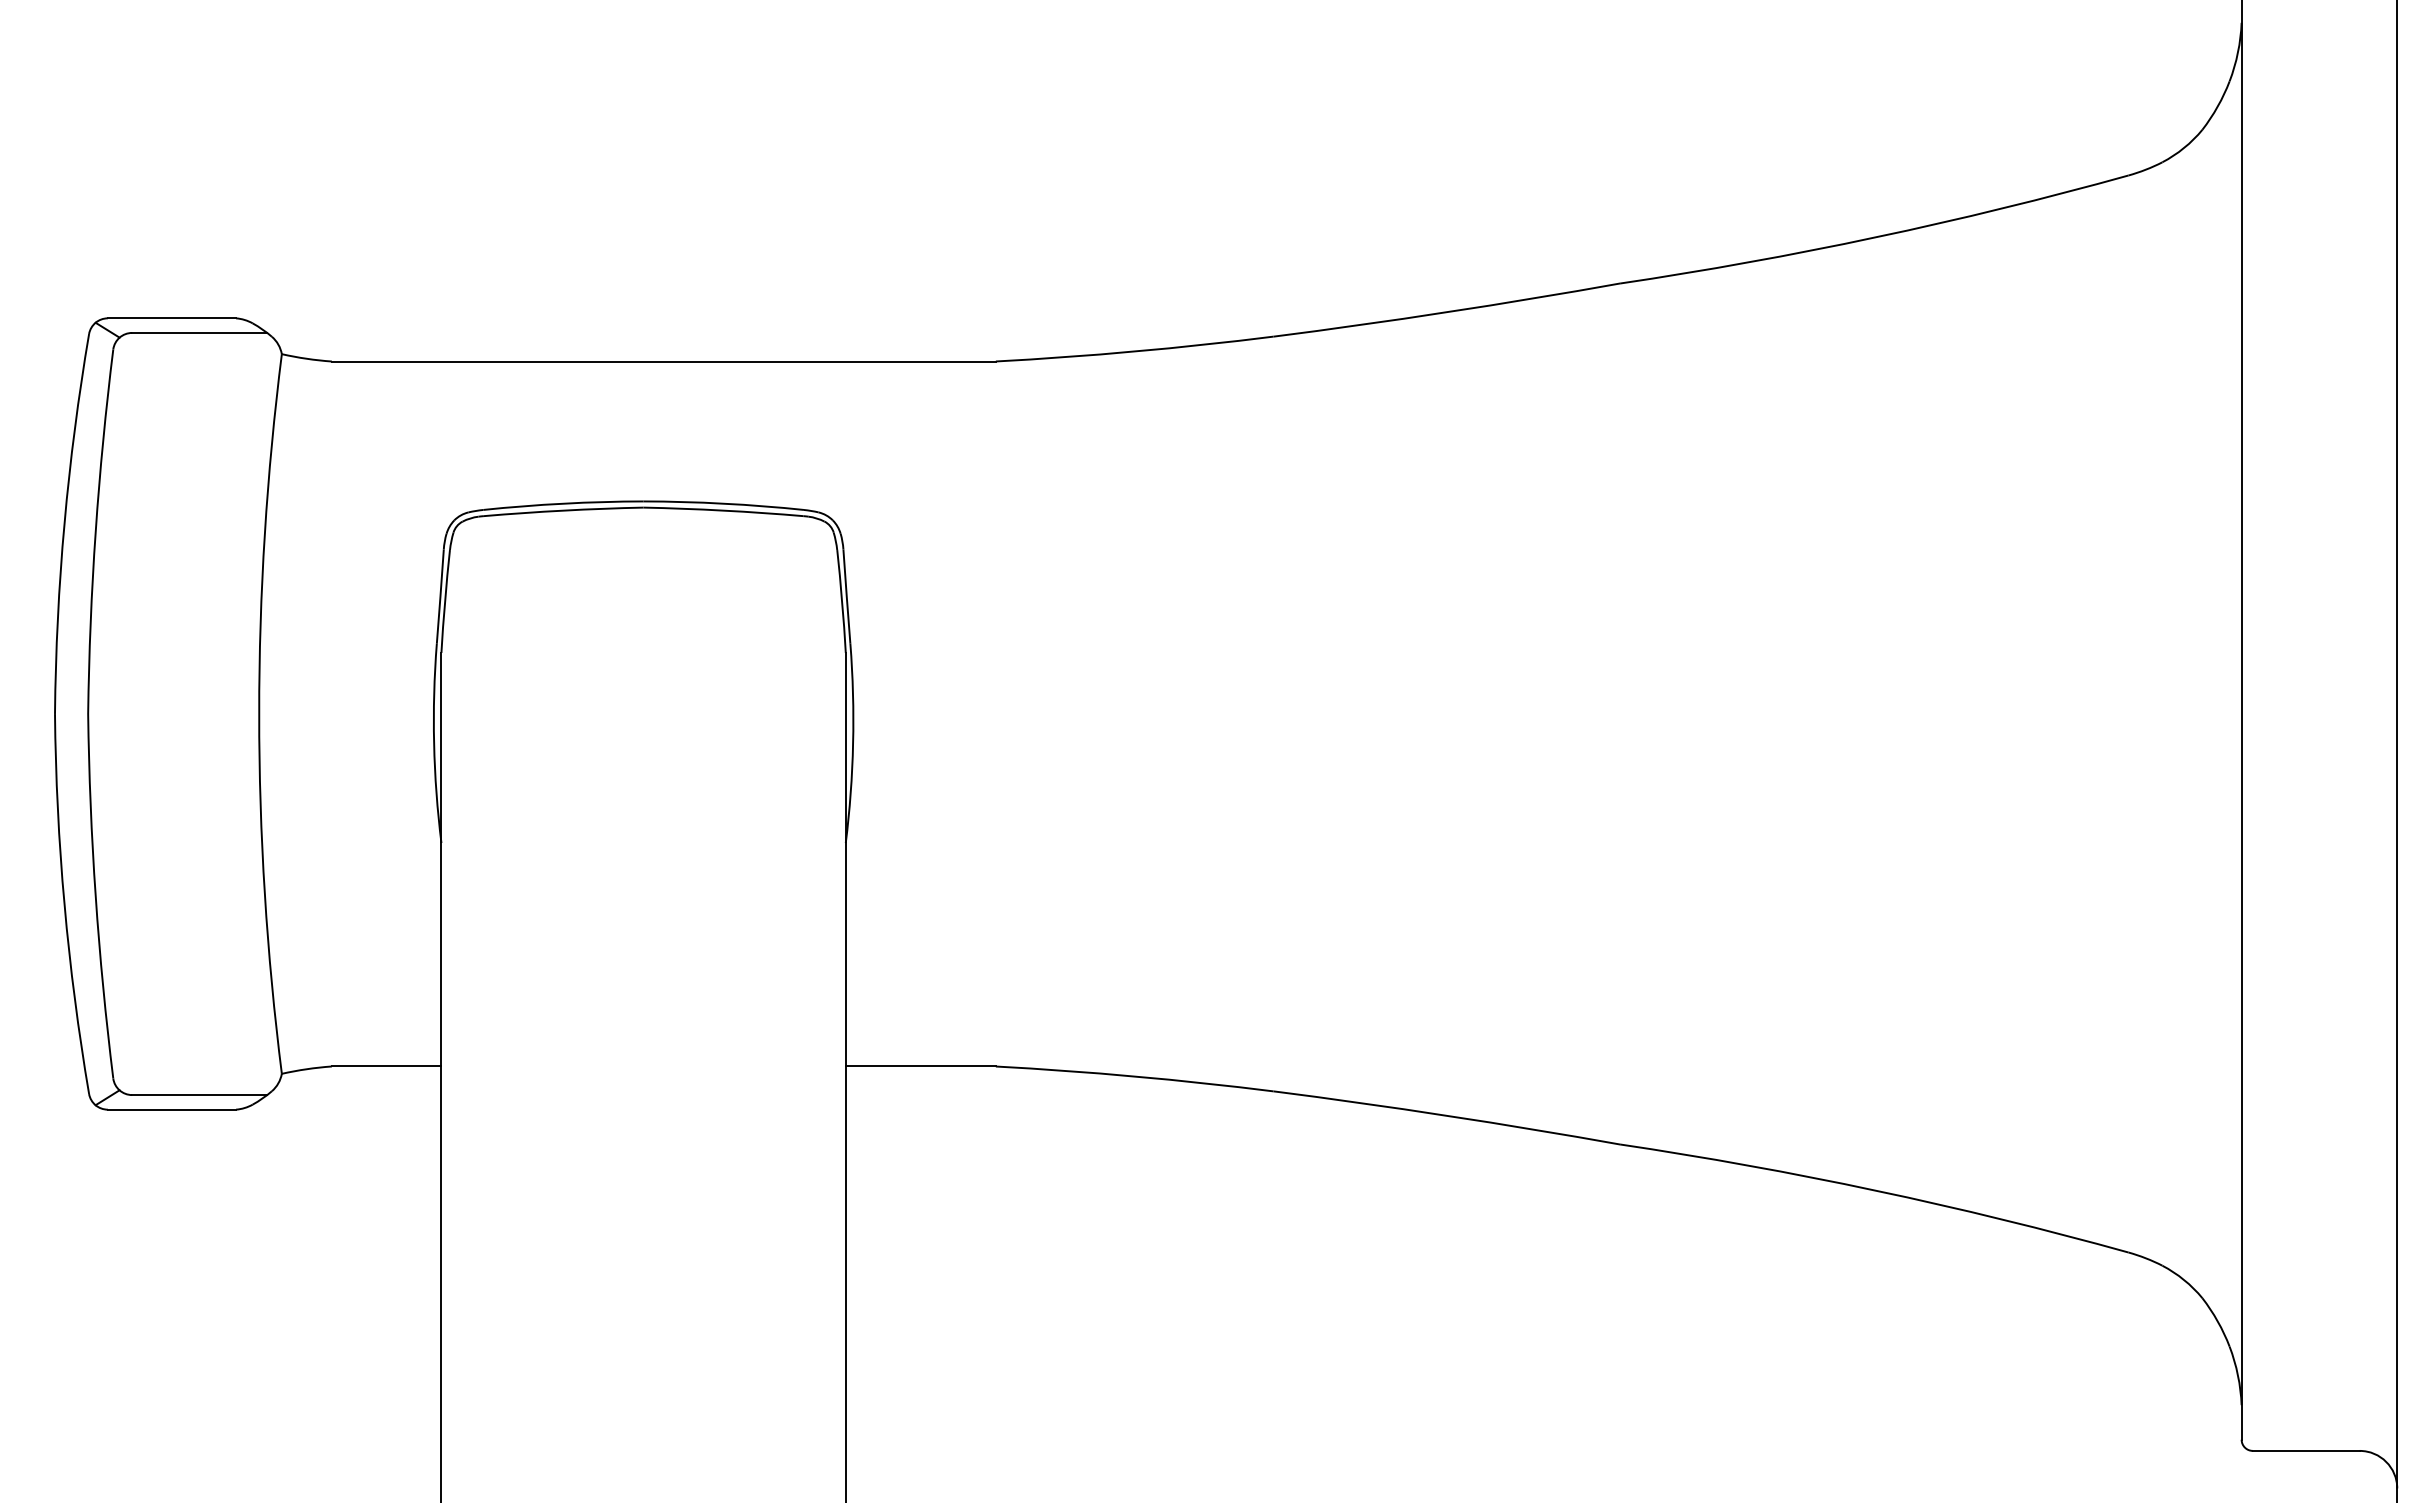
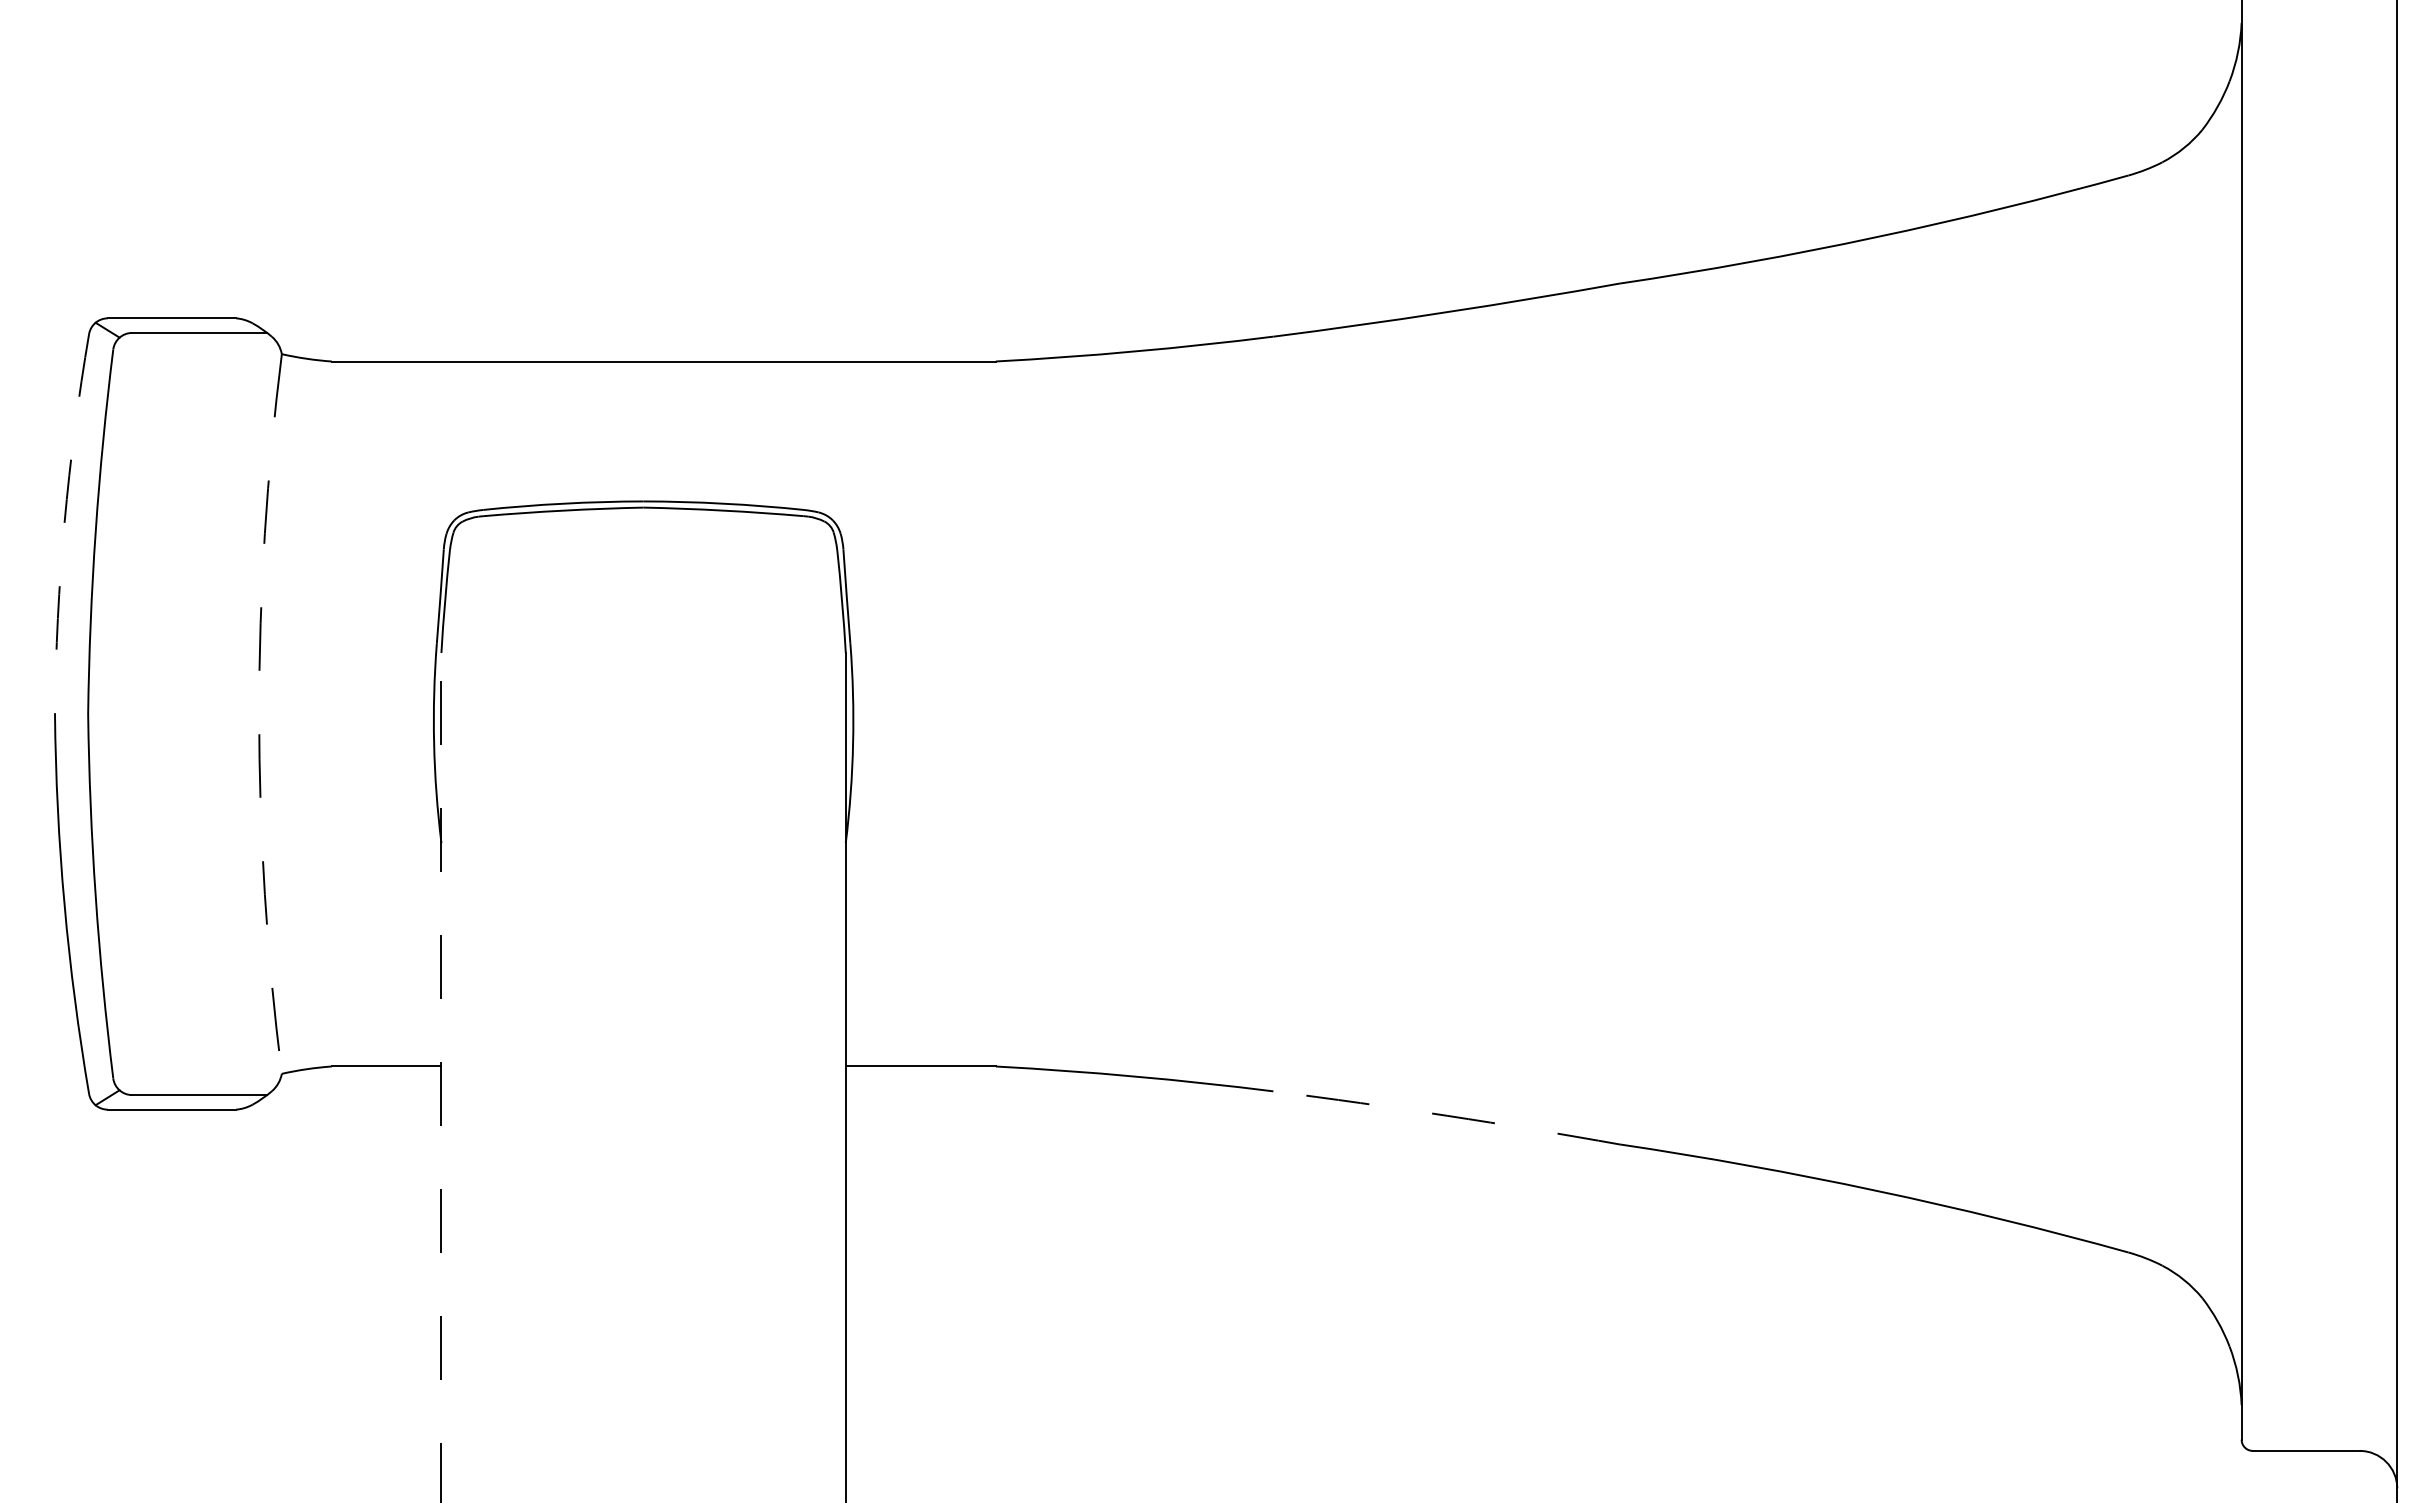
arc: solid -> dashed (64, 523)
arc: solid -> dashed (259, 714)
line: solid -> dashed (441, 1077)
arc: solid -> dashed (1447, 1115)
